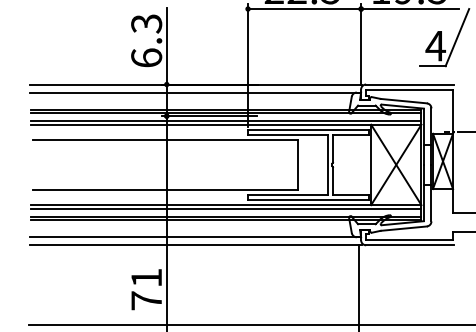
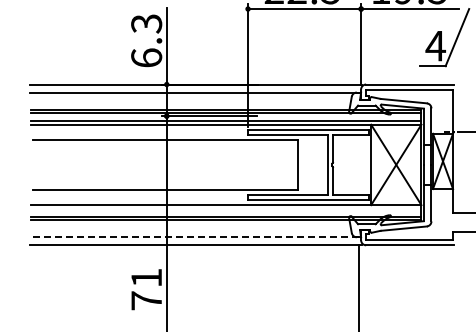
line: present -> none (226, 208)
line: solid -> dashed (193, 237)
line: present -> none (250, 324)
